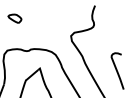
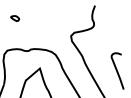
part size: 16x11 px -> 11x7 px (15, 18)
